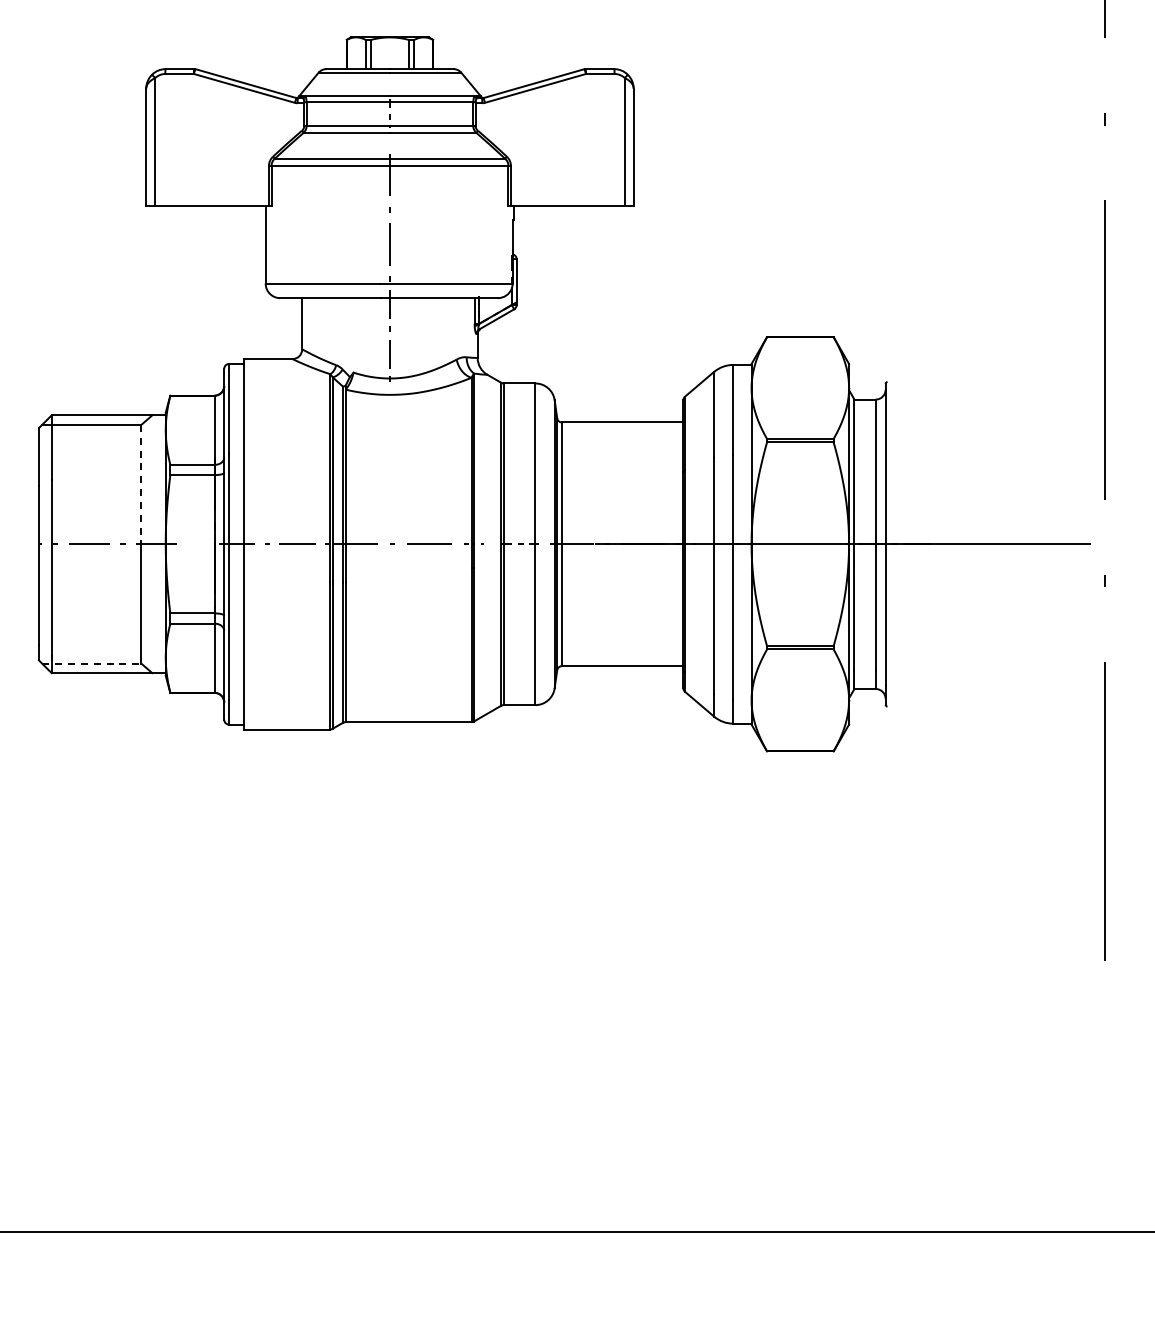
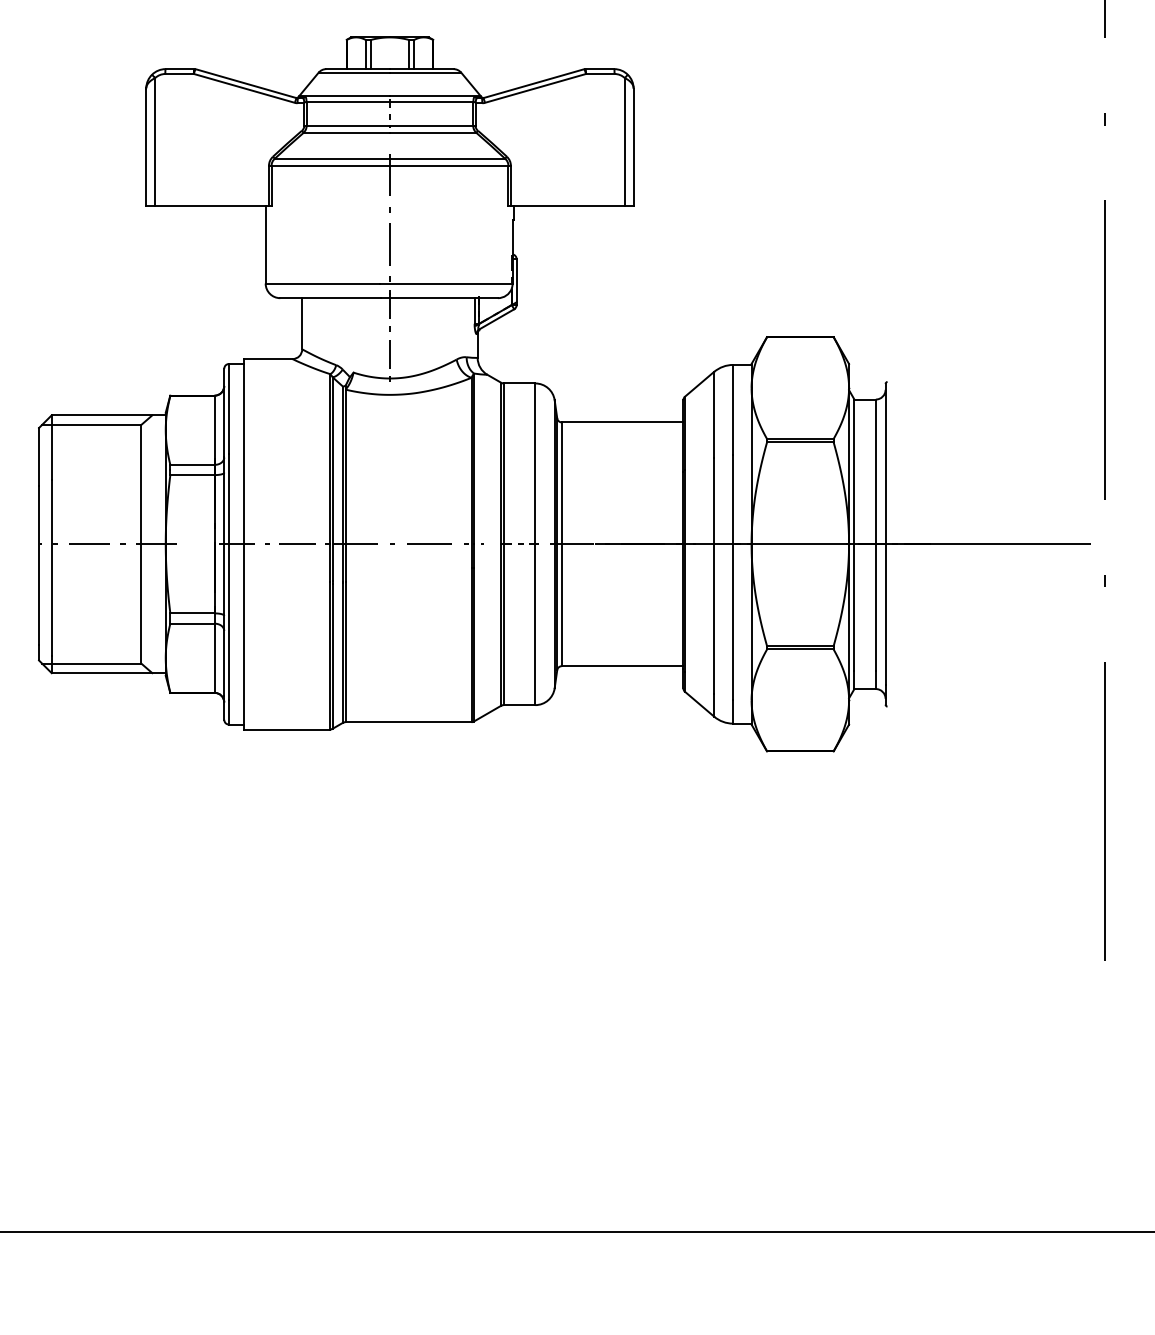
line: dashed -> solid (141, 484)
line: dashed -> solid (91, 663)
